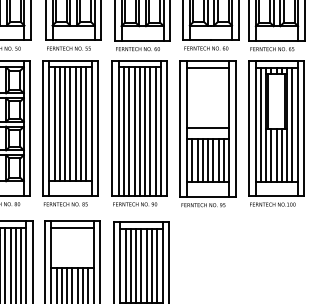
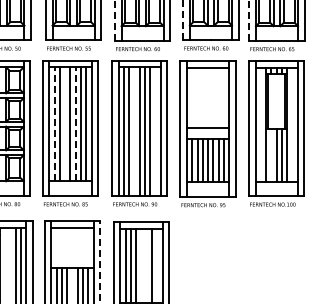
line: solid -> dashed (114, 19)
line: solid -> dashed (249, 19)
line: solid -> dashed (183, 20)
line: solid -> dashed (54, 123)
line: solid -> dashed (75, 123)
line: present -> none (65, 124)
line: present -> none (260, 124)
line: present -> none (292, 124)
line: present -> none (134, 131)
line: present -> none (155, 131)
line: present -> none (271, 154)
line: solid -> dashed (100, 261)
line: present -> none (5, 263)
line: present -> none (10, 263)
line: present -> none (141, 264)
line: present -> none (146, 264)
line: present -> none (157, 264)
line: present -> none (72, 283)
